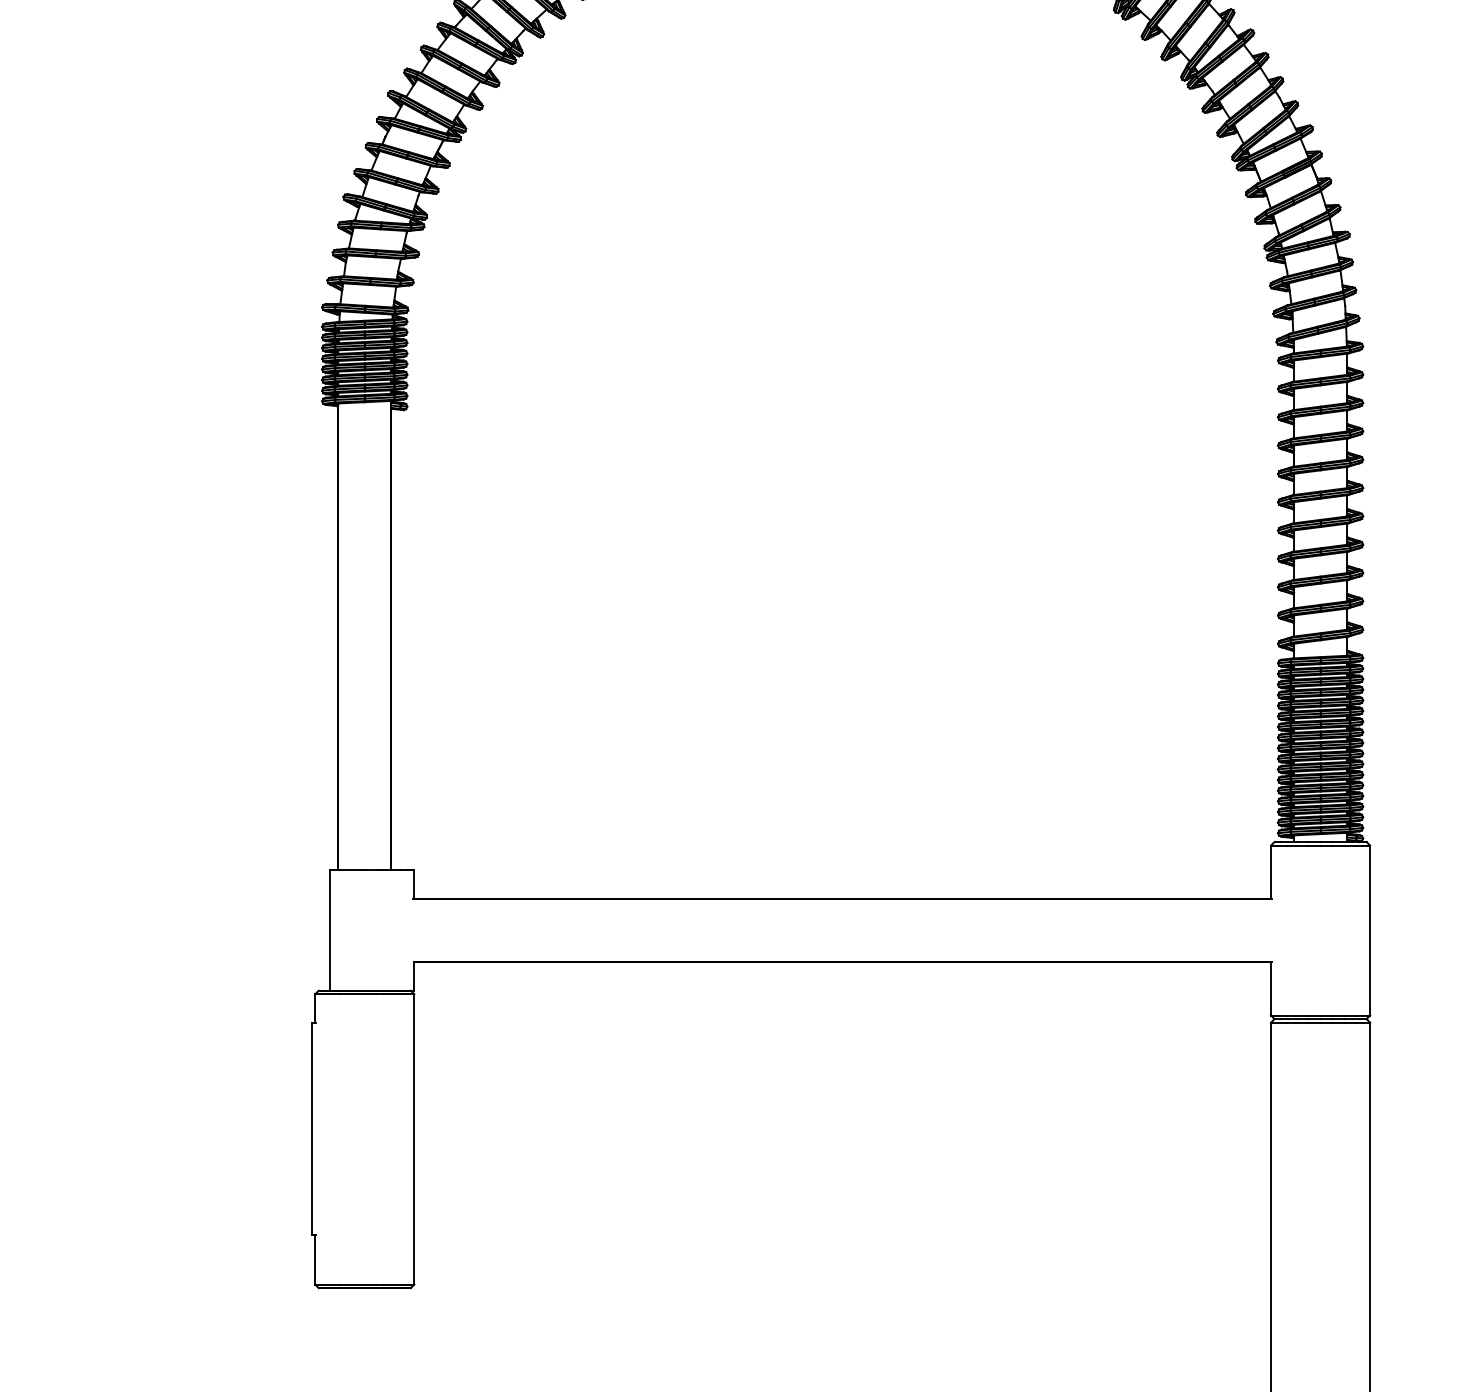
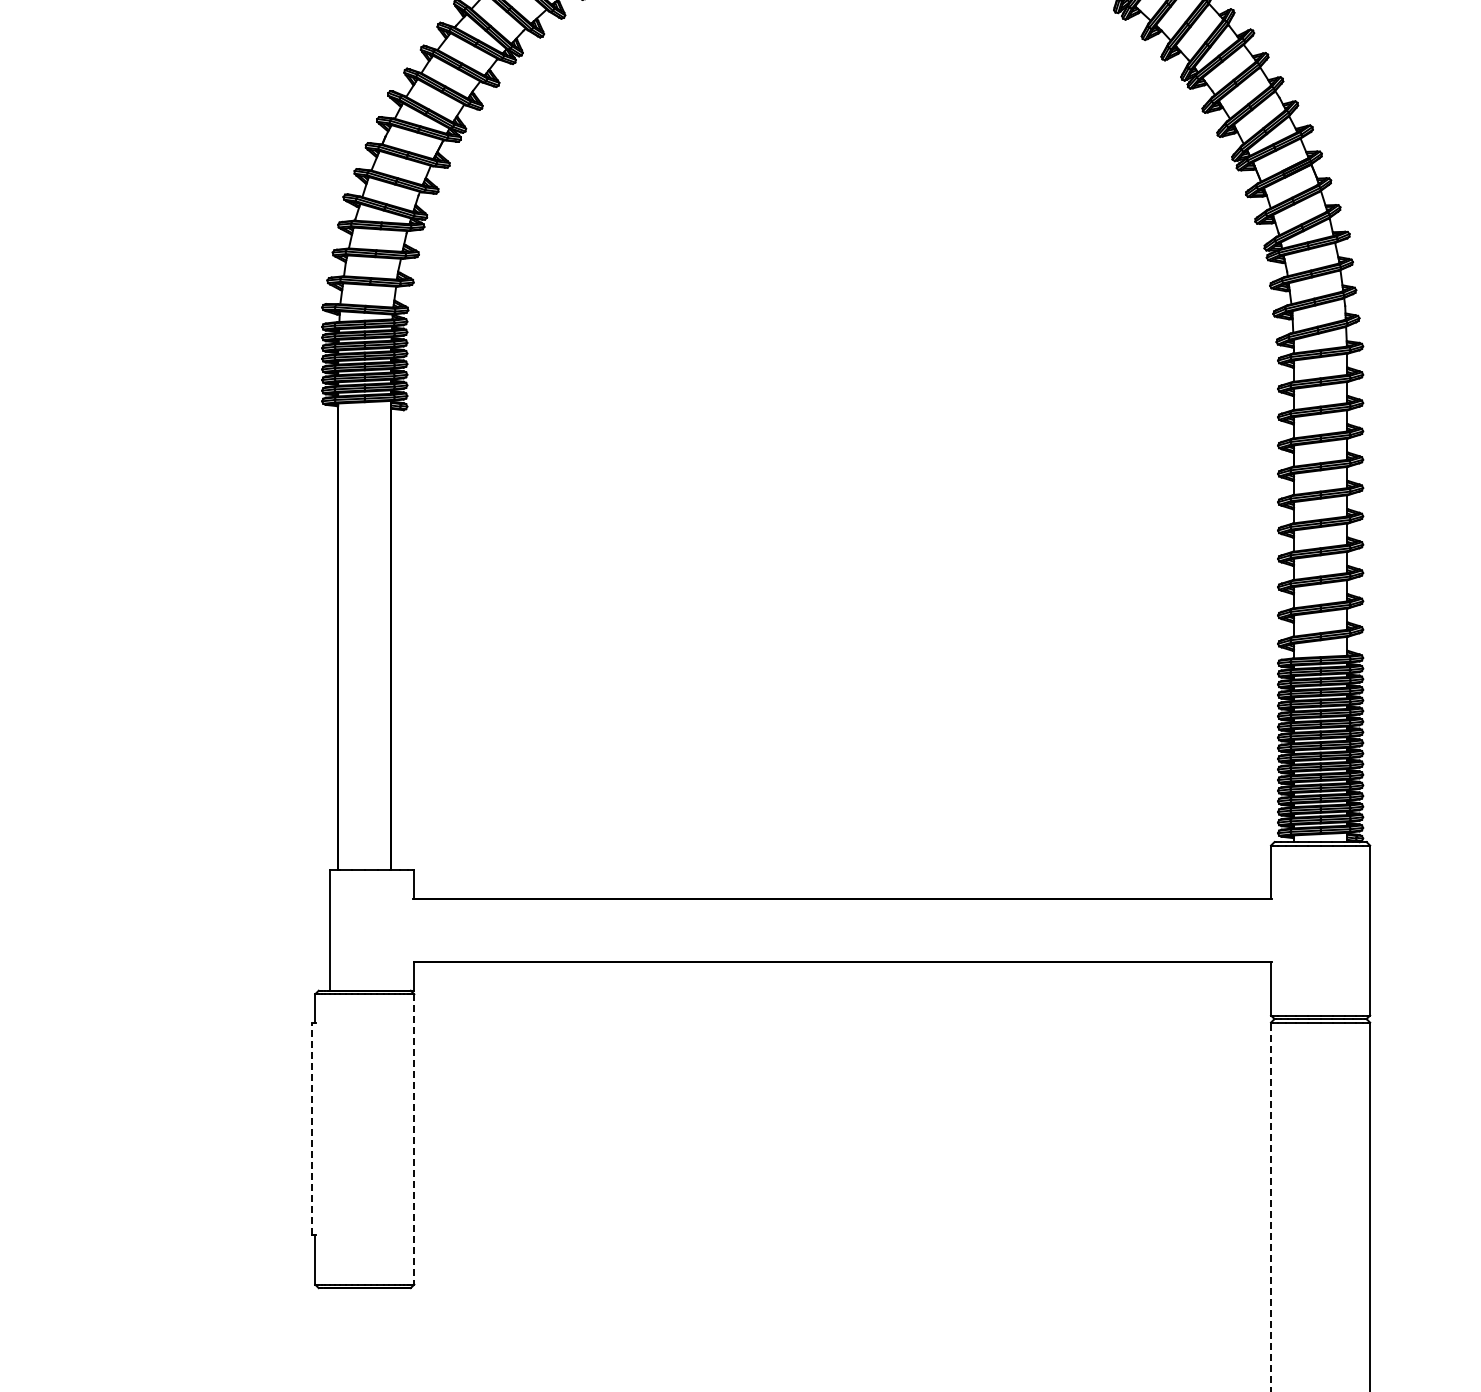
line: solid -> dashed (311, 1128)
line: solid -> dashed (414, 1139)
line: solid -> dashed (1271, 1206)
